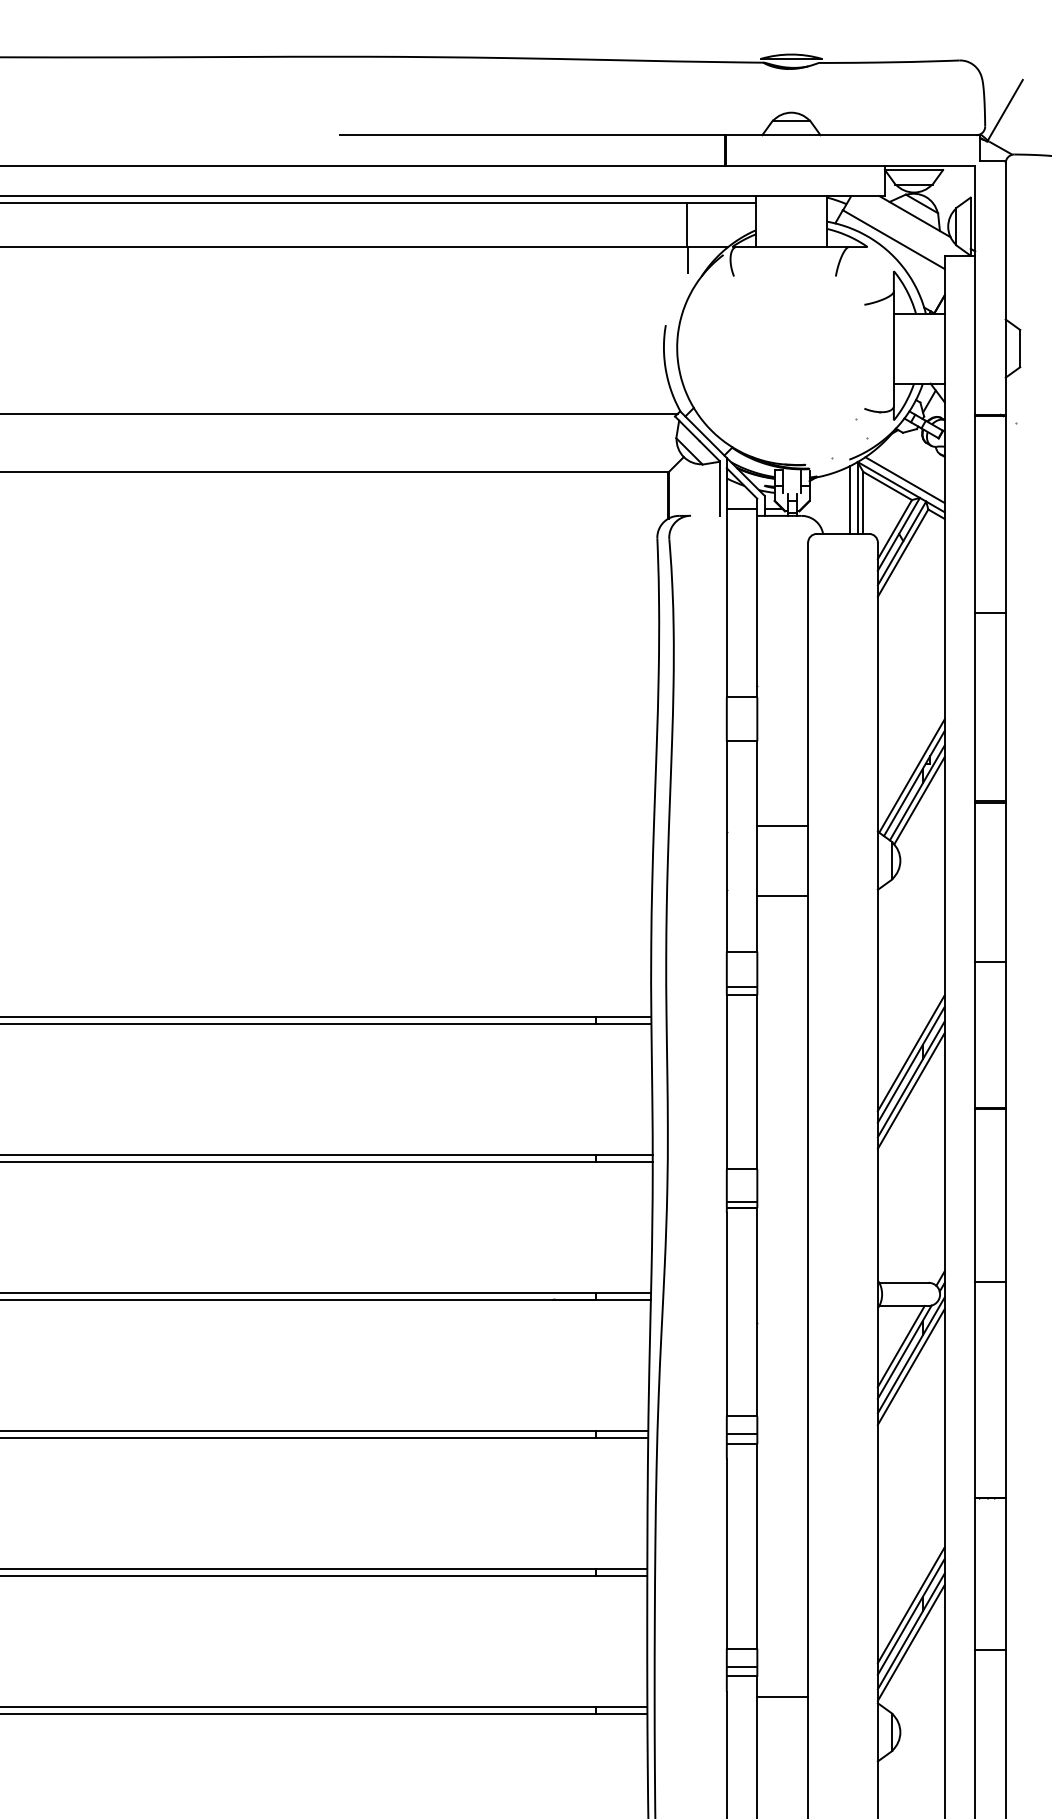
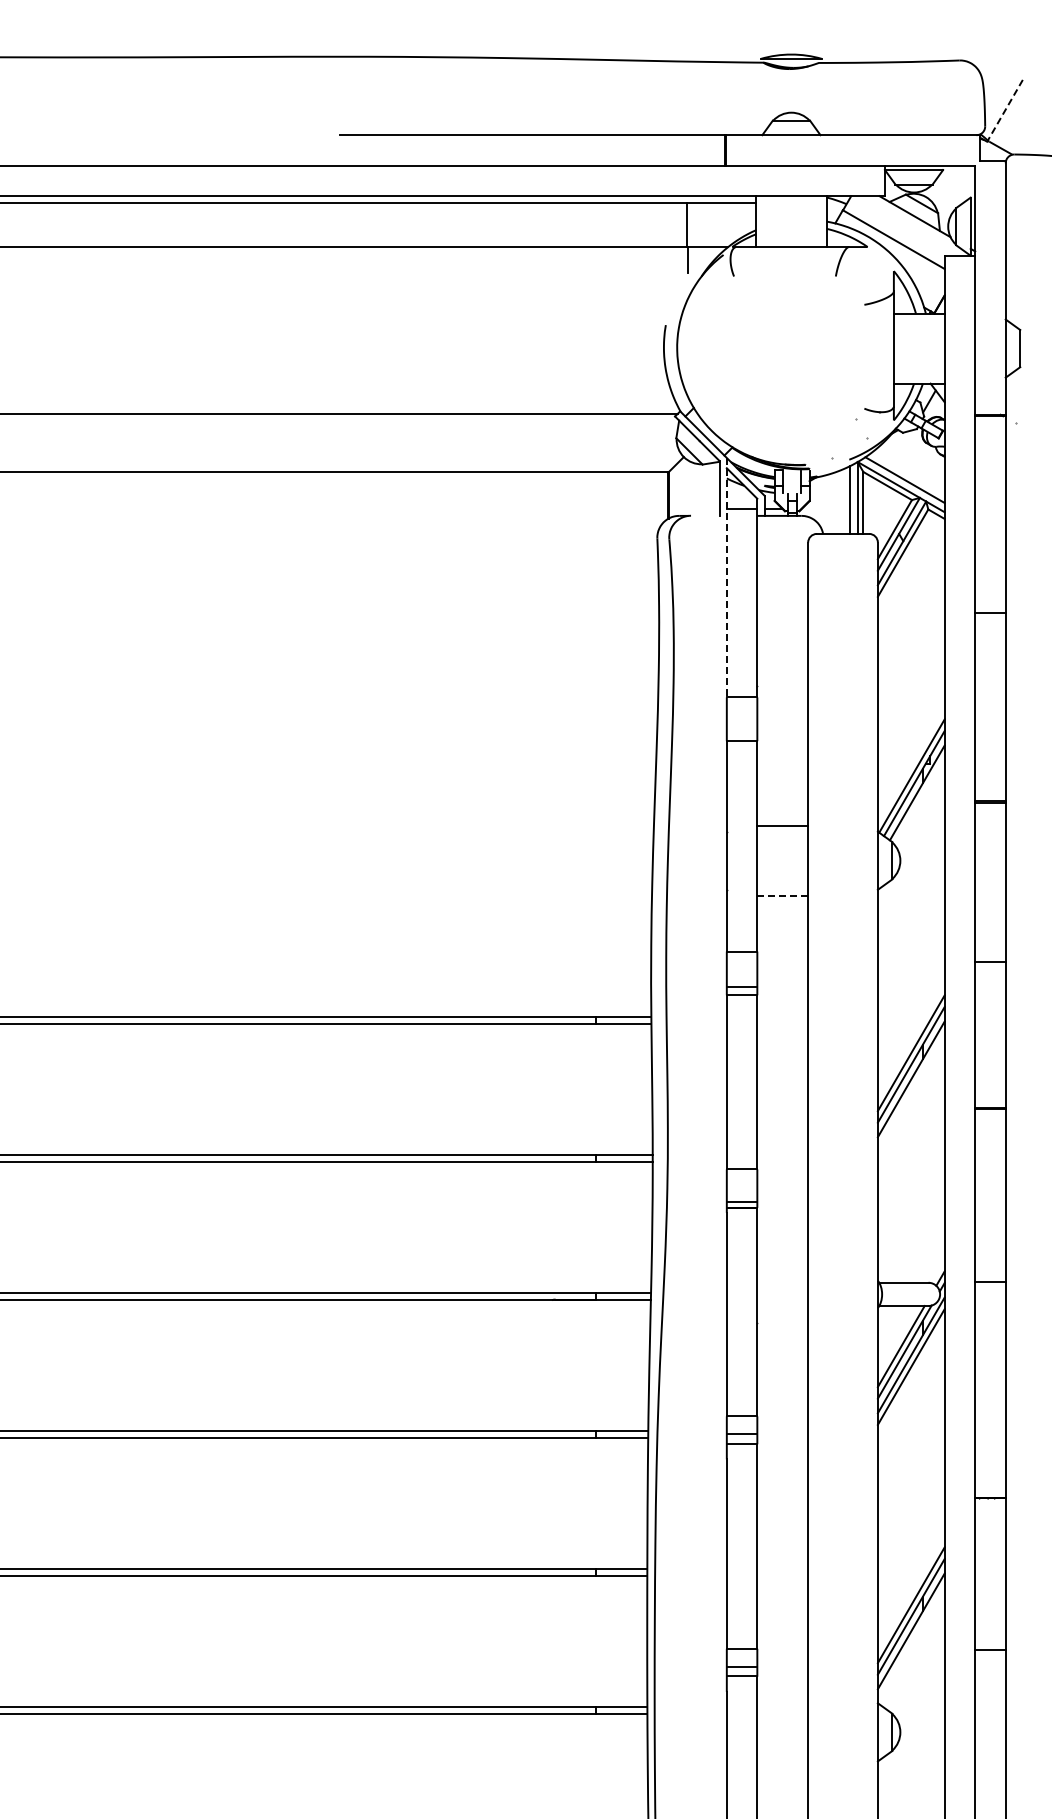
line: solid -> dashed (1005, 110)
line: solid -> dashed (726, 577)
line: present -> none (919, 800)
line: solid -> dashed (782, 895)
line: present -> none (910, 1090)
line: present -> none (910, 1642)
line: present -> none (782, 1697)
